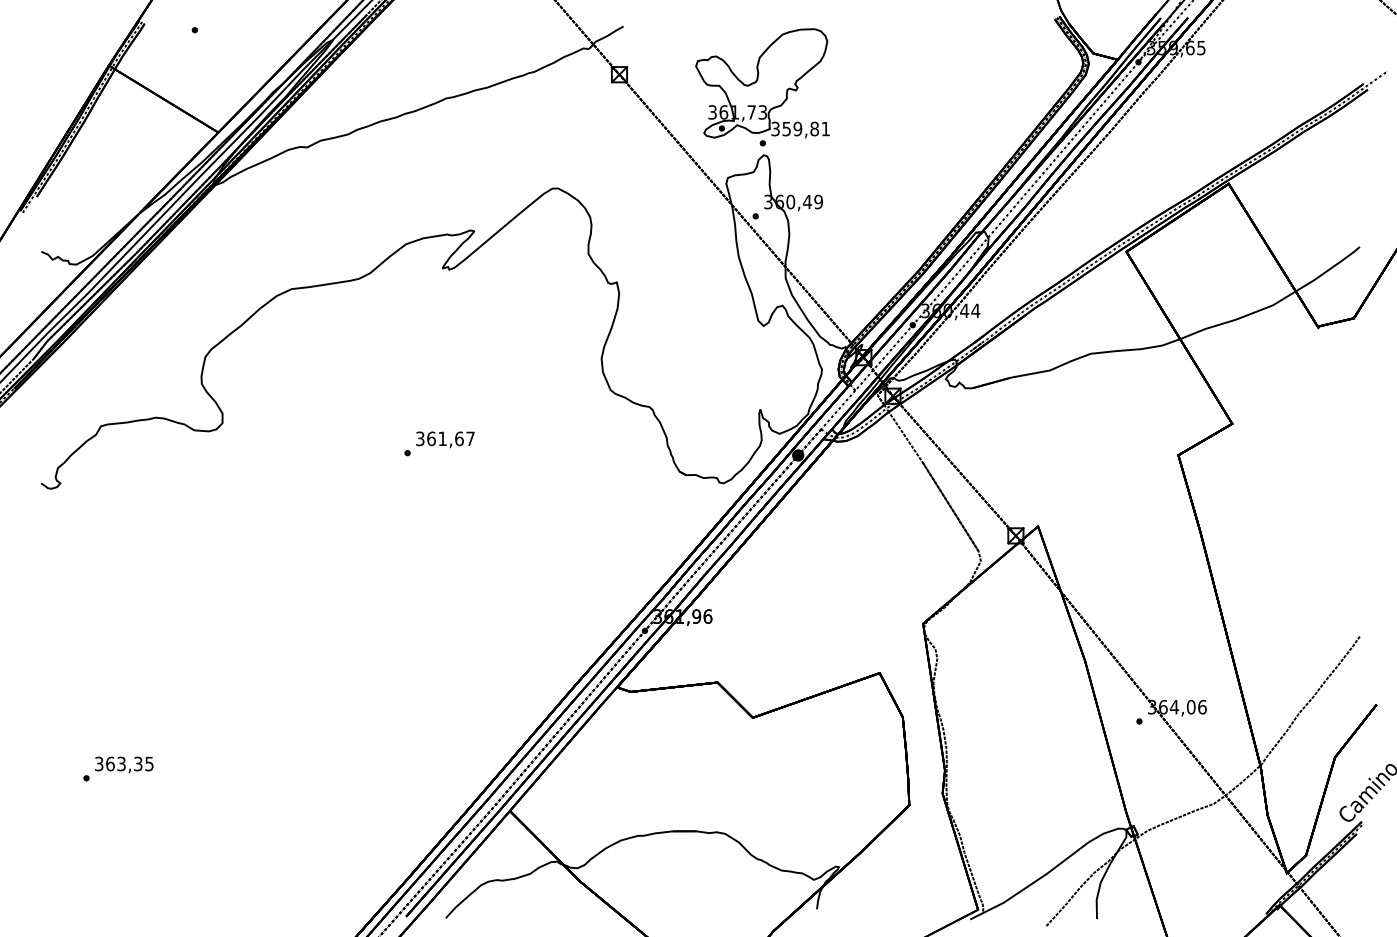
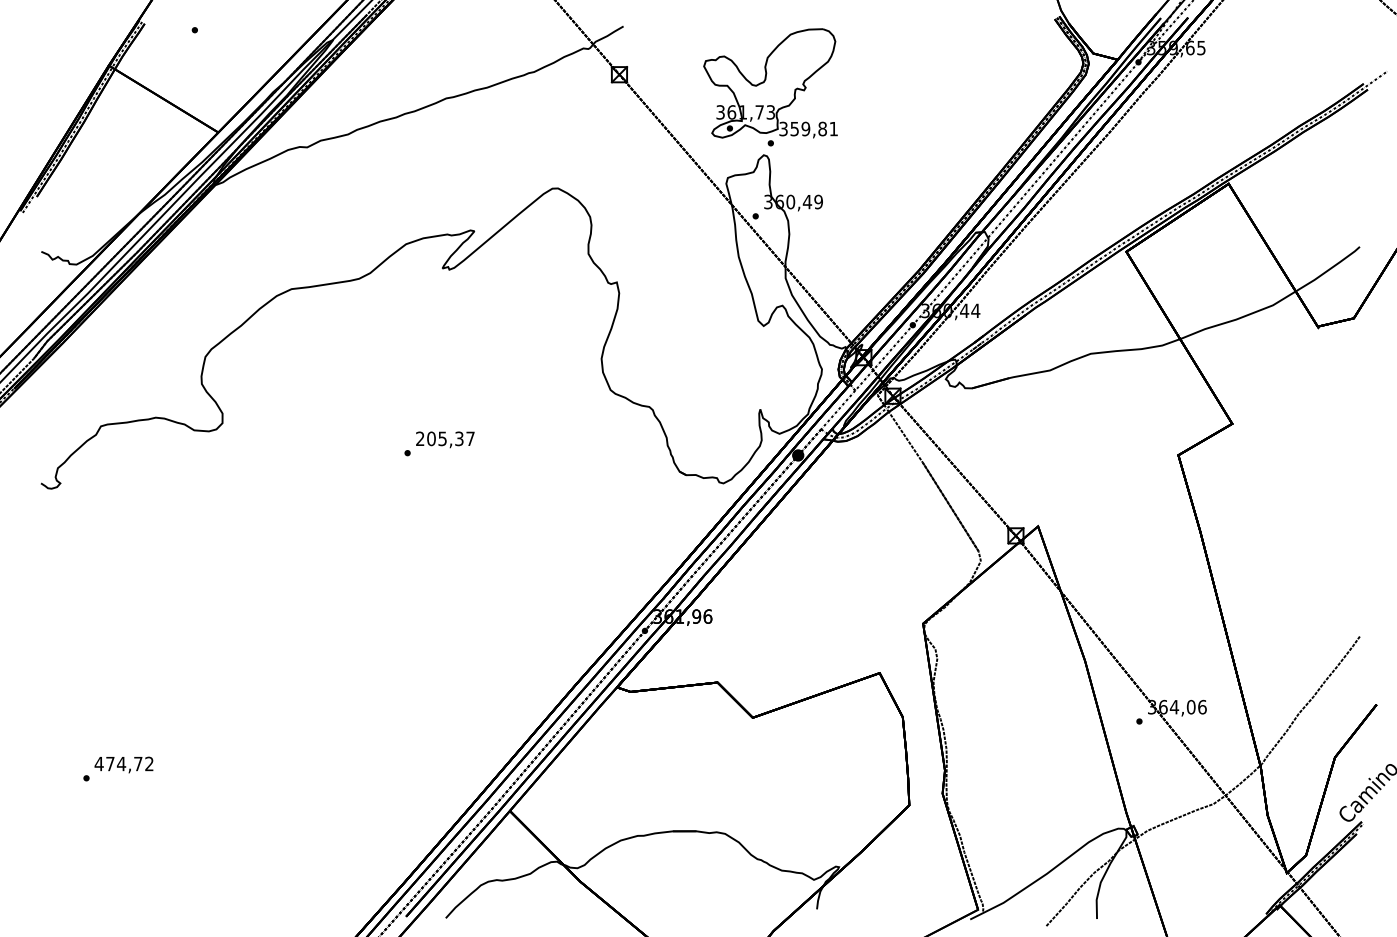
part position: (762, 87) -> (770, 87) (770, 87)
text: 361,67 -> 205,37 (439, 438)
text: 363,35 -> 474,72 (123, 763)
